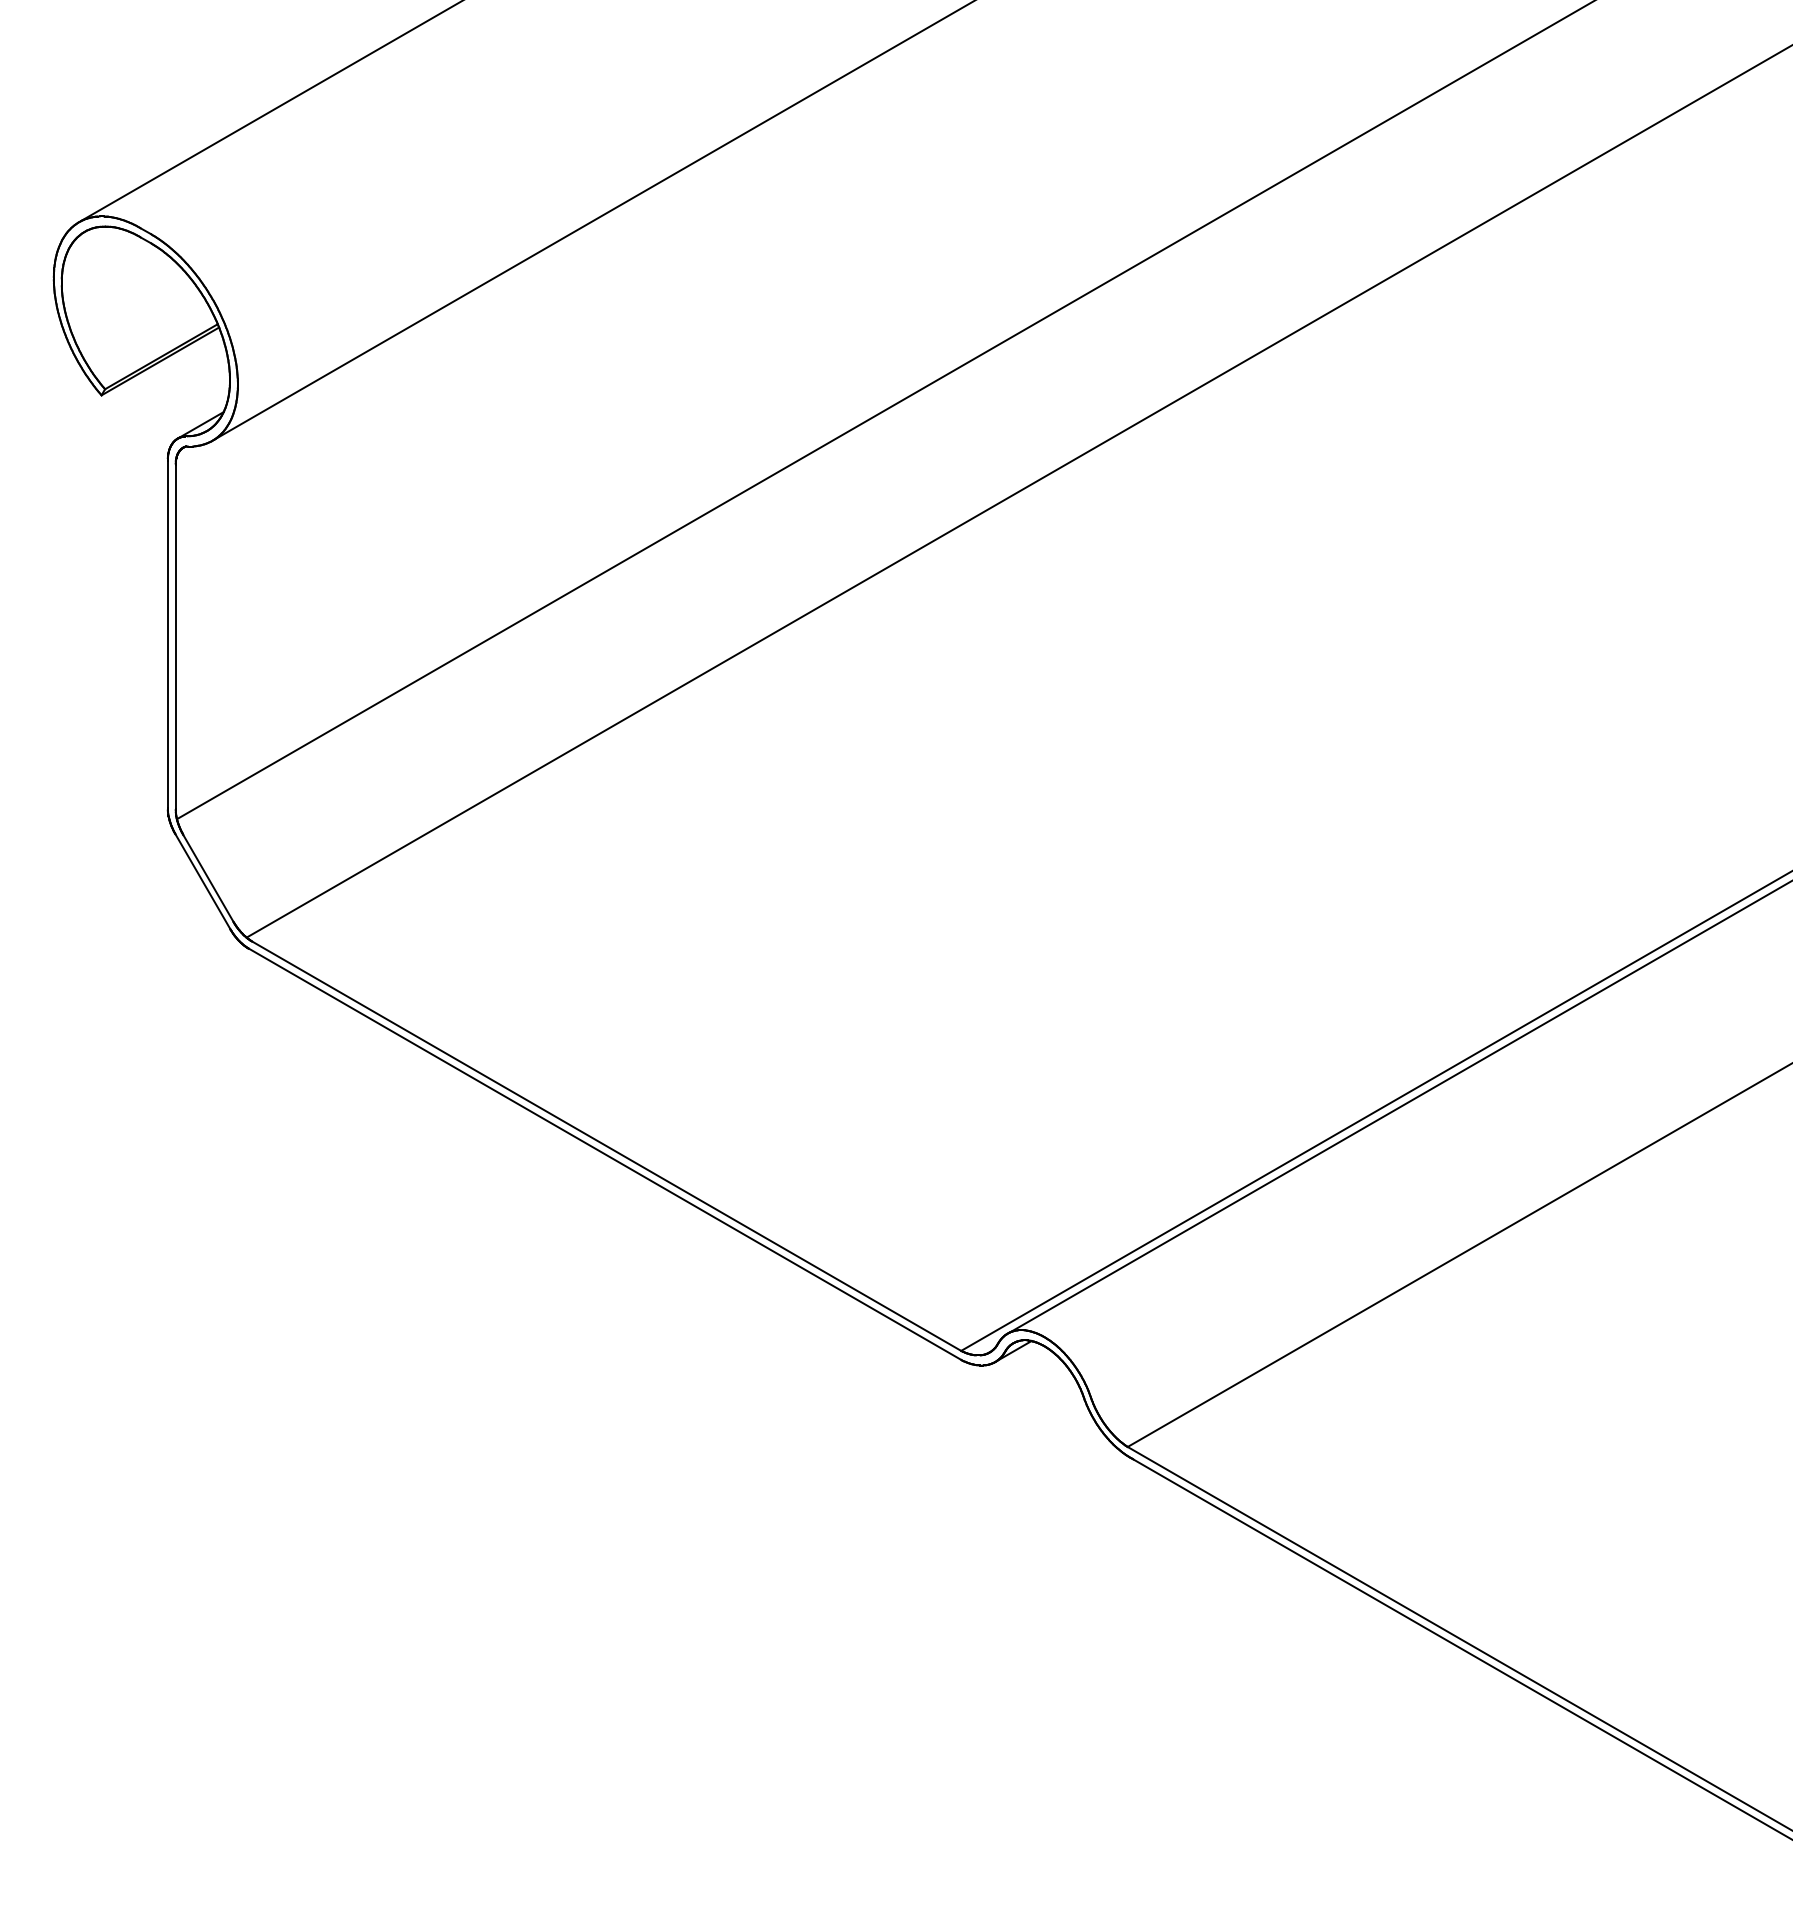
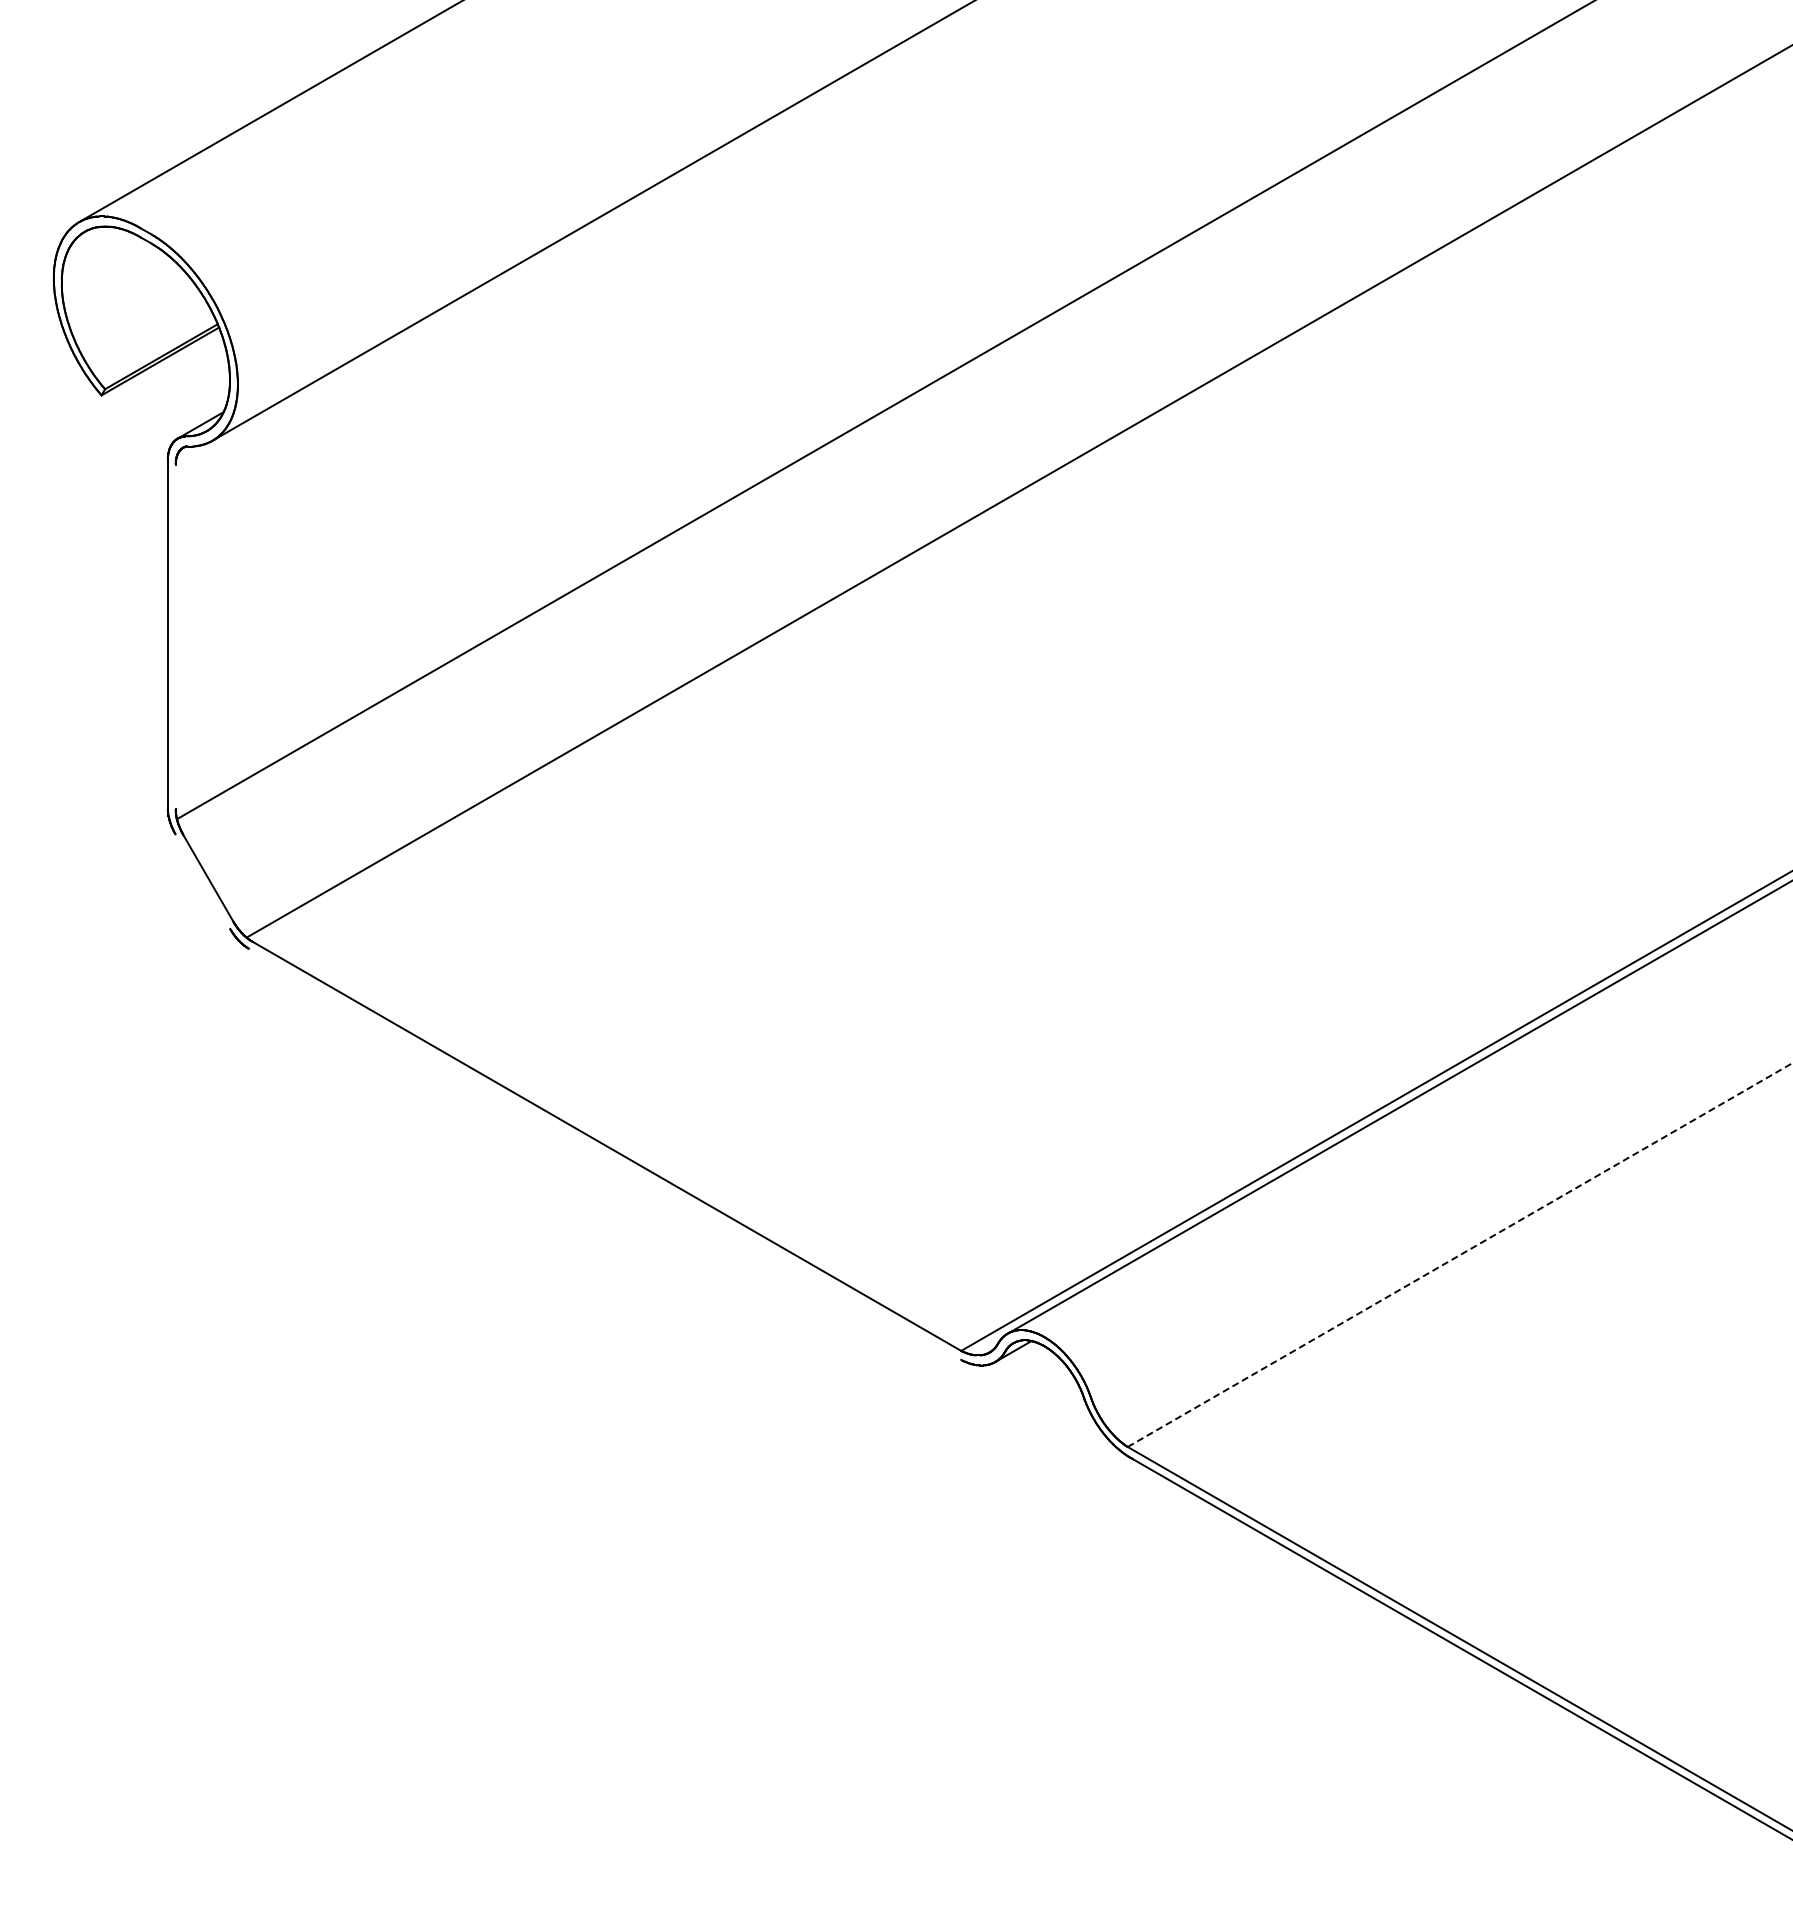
line: present -> none (175, 636)
line: present -> none (202, 881)
line: present -> none (604, 1153)
line: solid -> dashed (1460, 1255)
